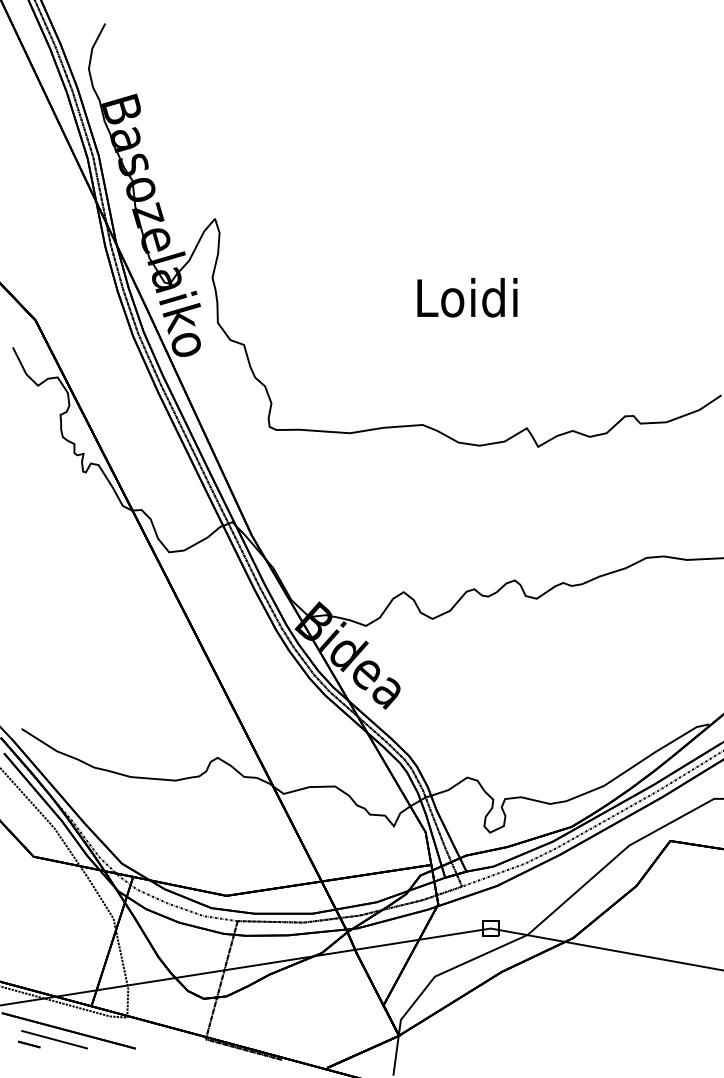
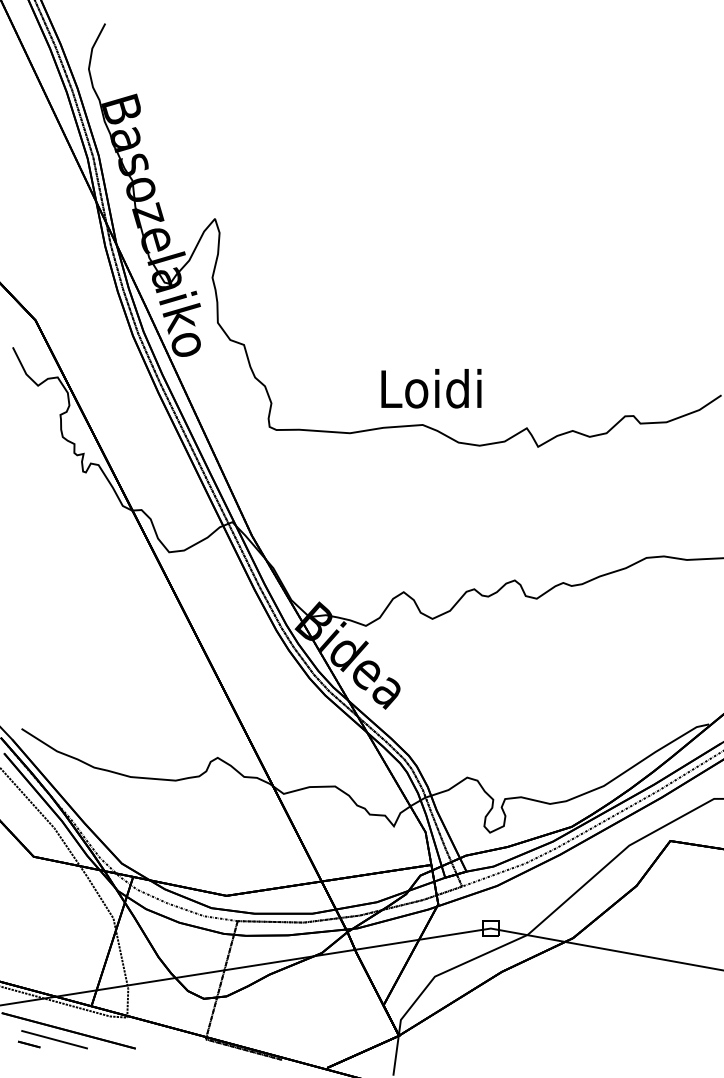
text position: (467, 297) -> (431, 388) (431, 388)
